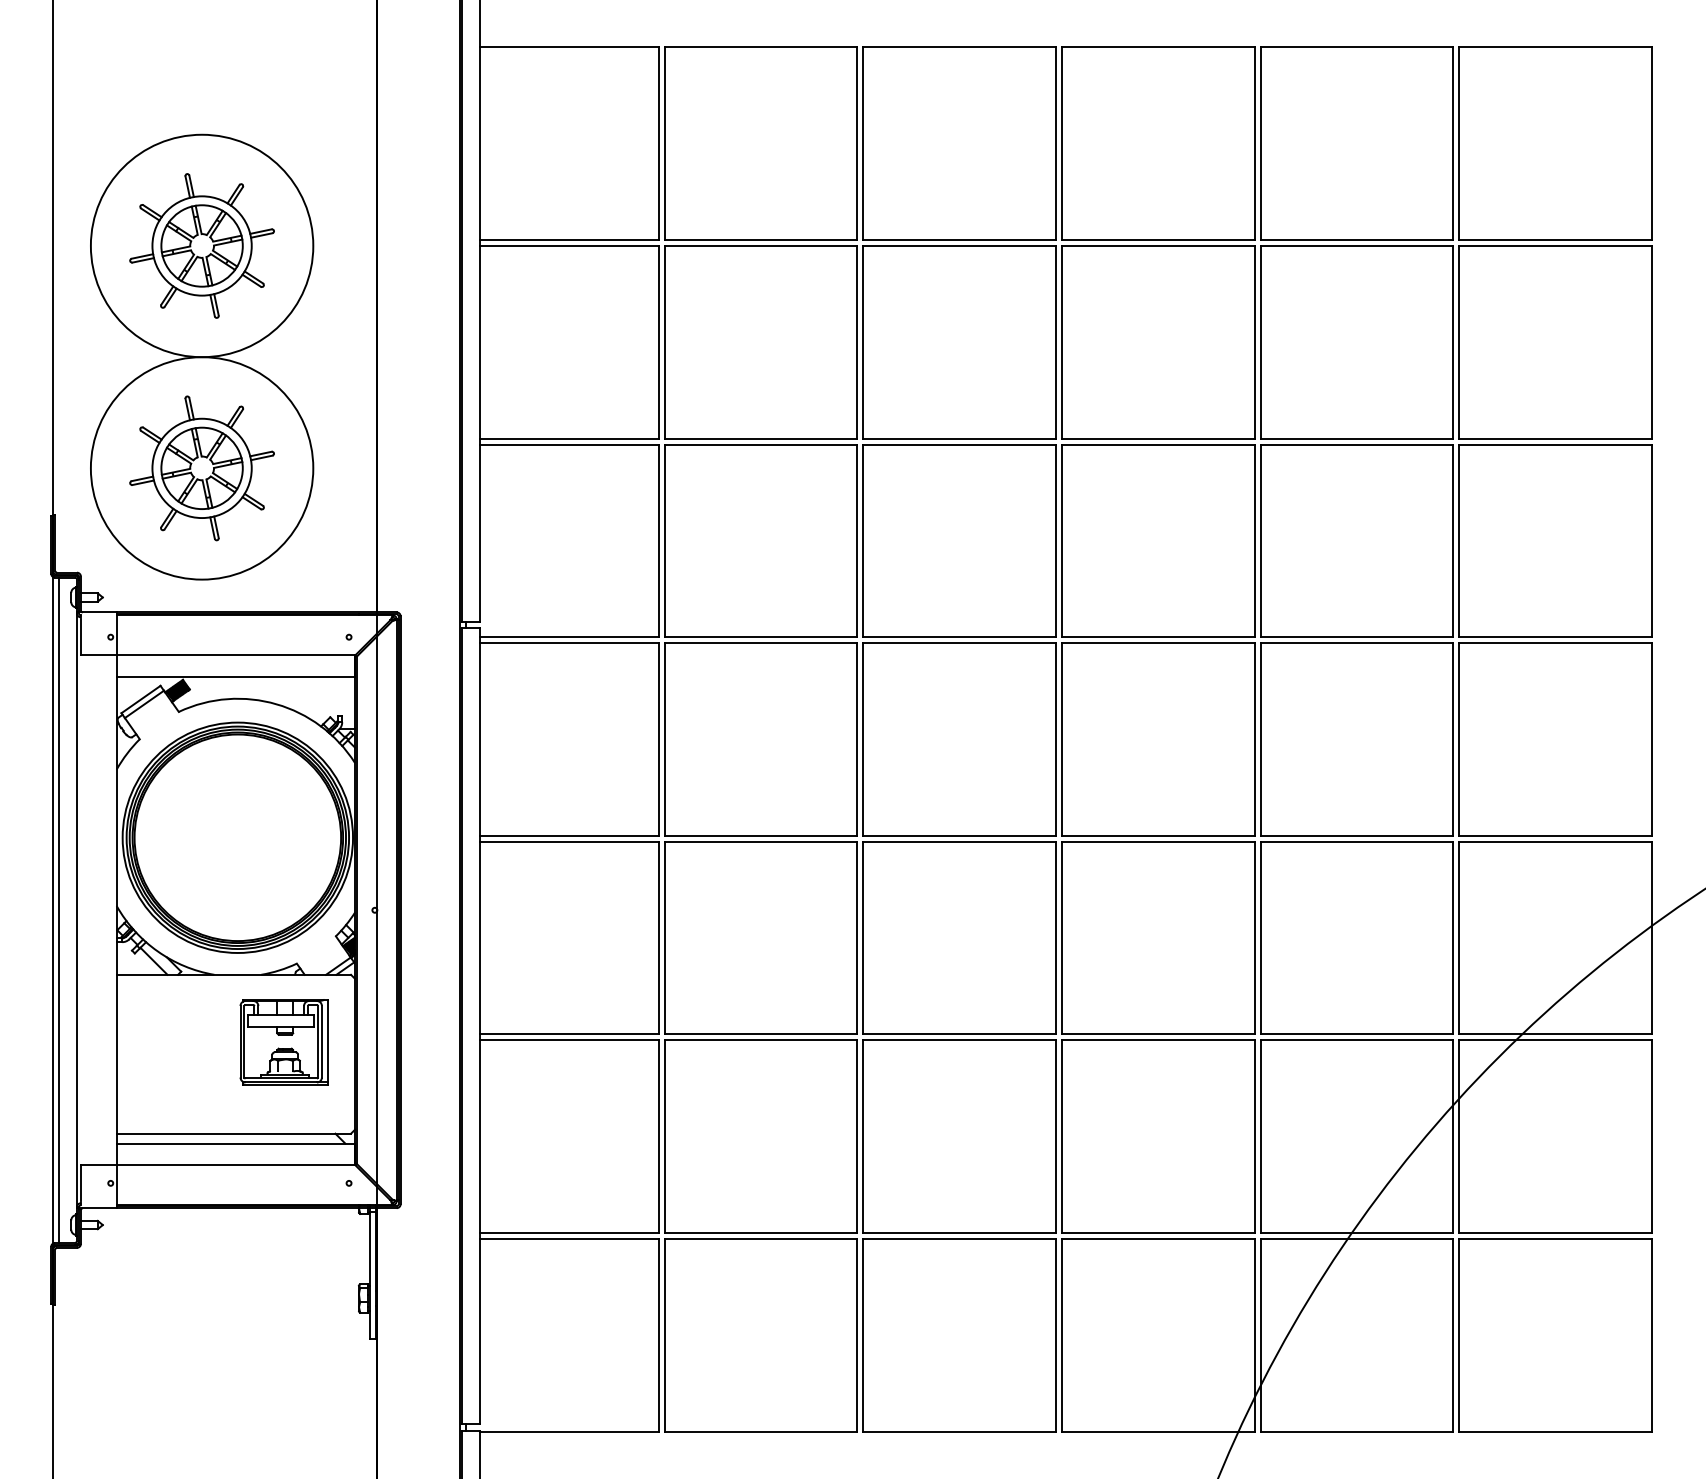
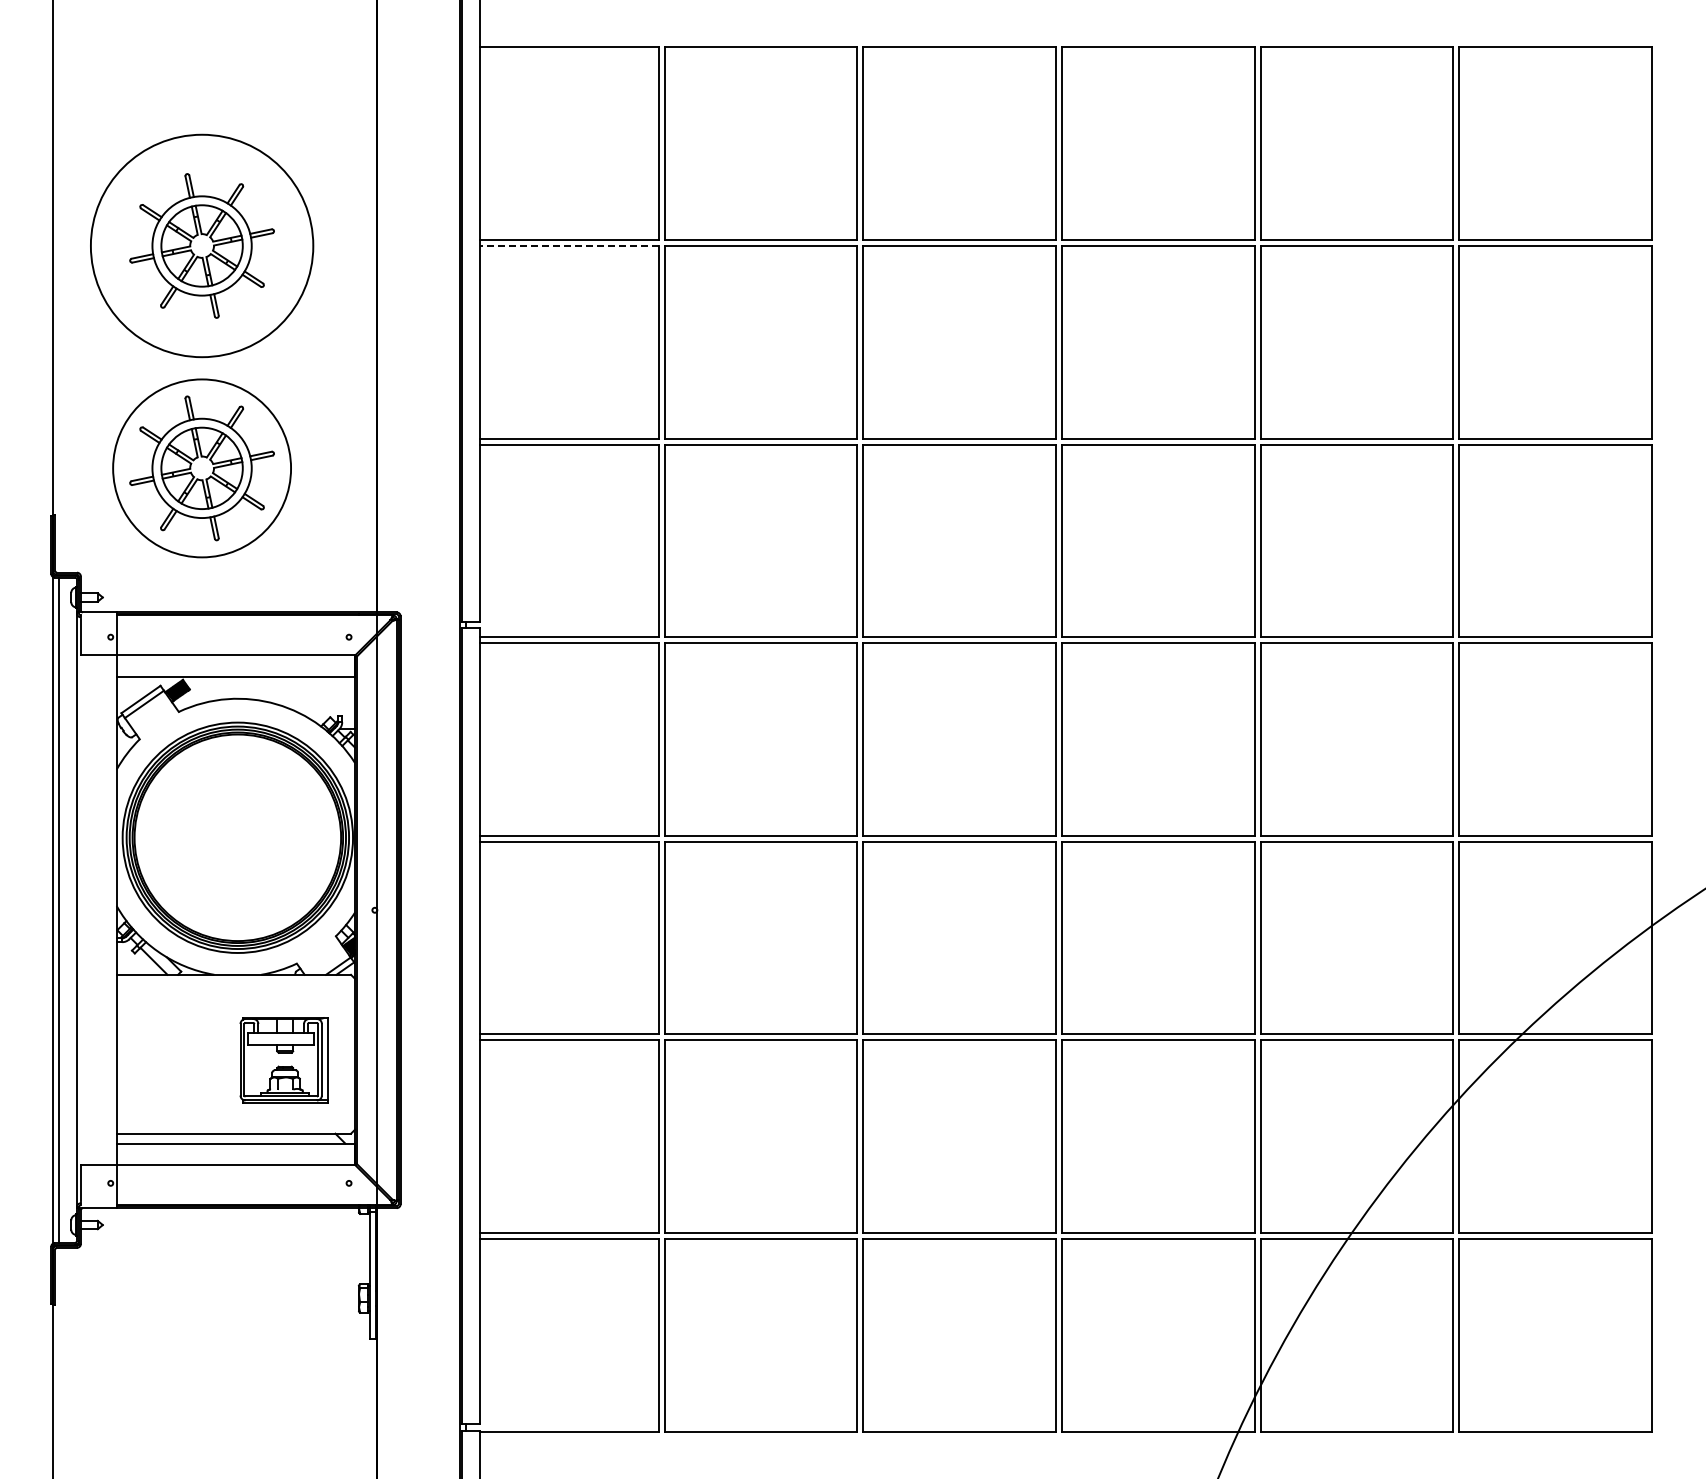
line: solid -> dashed (569, 245)
circle diameter: 222 px -> 178 px (202, 468)
part position: (283, 1042) -> (283, 1060) (283, 1060)
